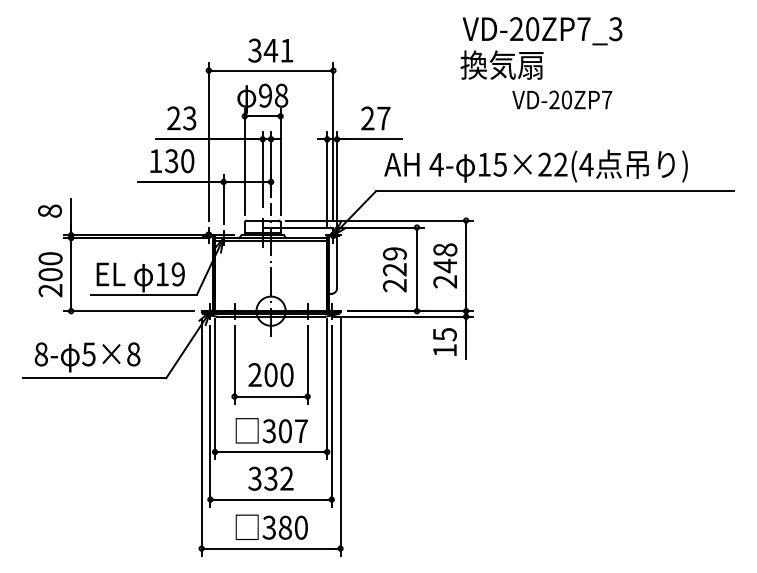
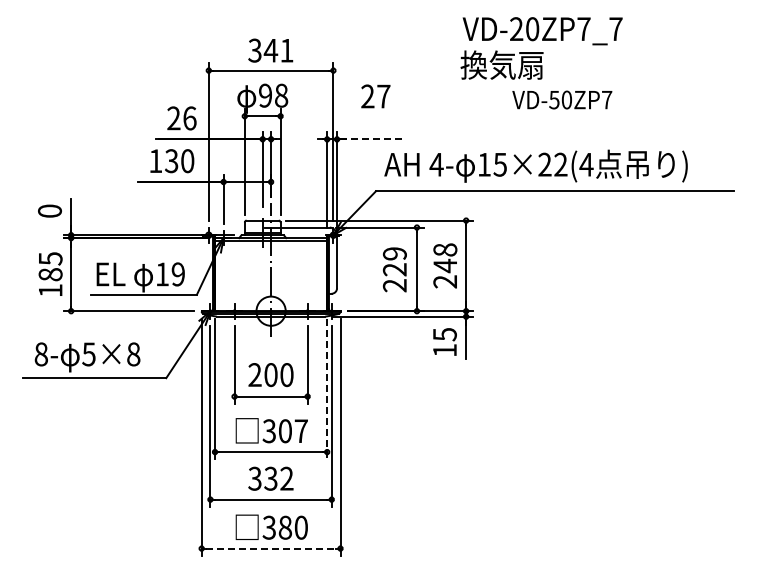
text: VD-20ZP7_3 -> VD-20ZP7_7 (615, 29)
text: VD-20ZP7 -> VD-50ZP7 (554, 99)
text: 23 -> 26 (189, 118)
text position: (375, 118) -> (375, 96) (375, 96)
line: solid -> dashed (369, 139)
text: 8 -> 0 (50, 210)
text: 200 -> 185 (50, 274)
line: solid -> dashed (327, 389)
line: solid -> dashed (271, 548)
